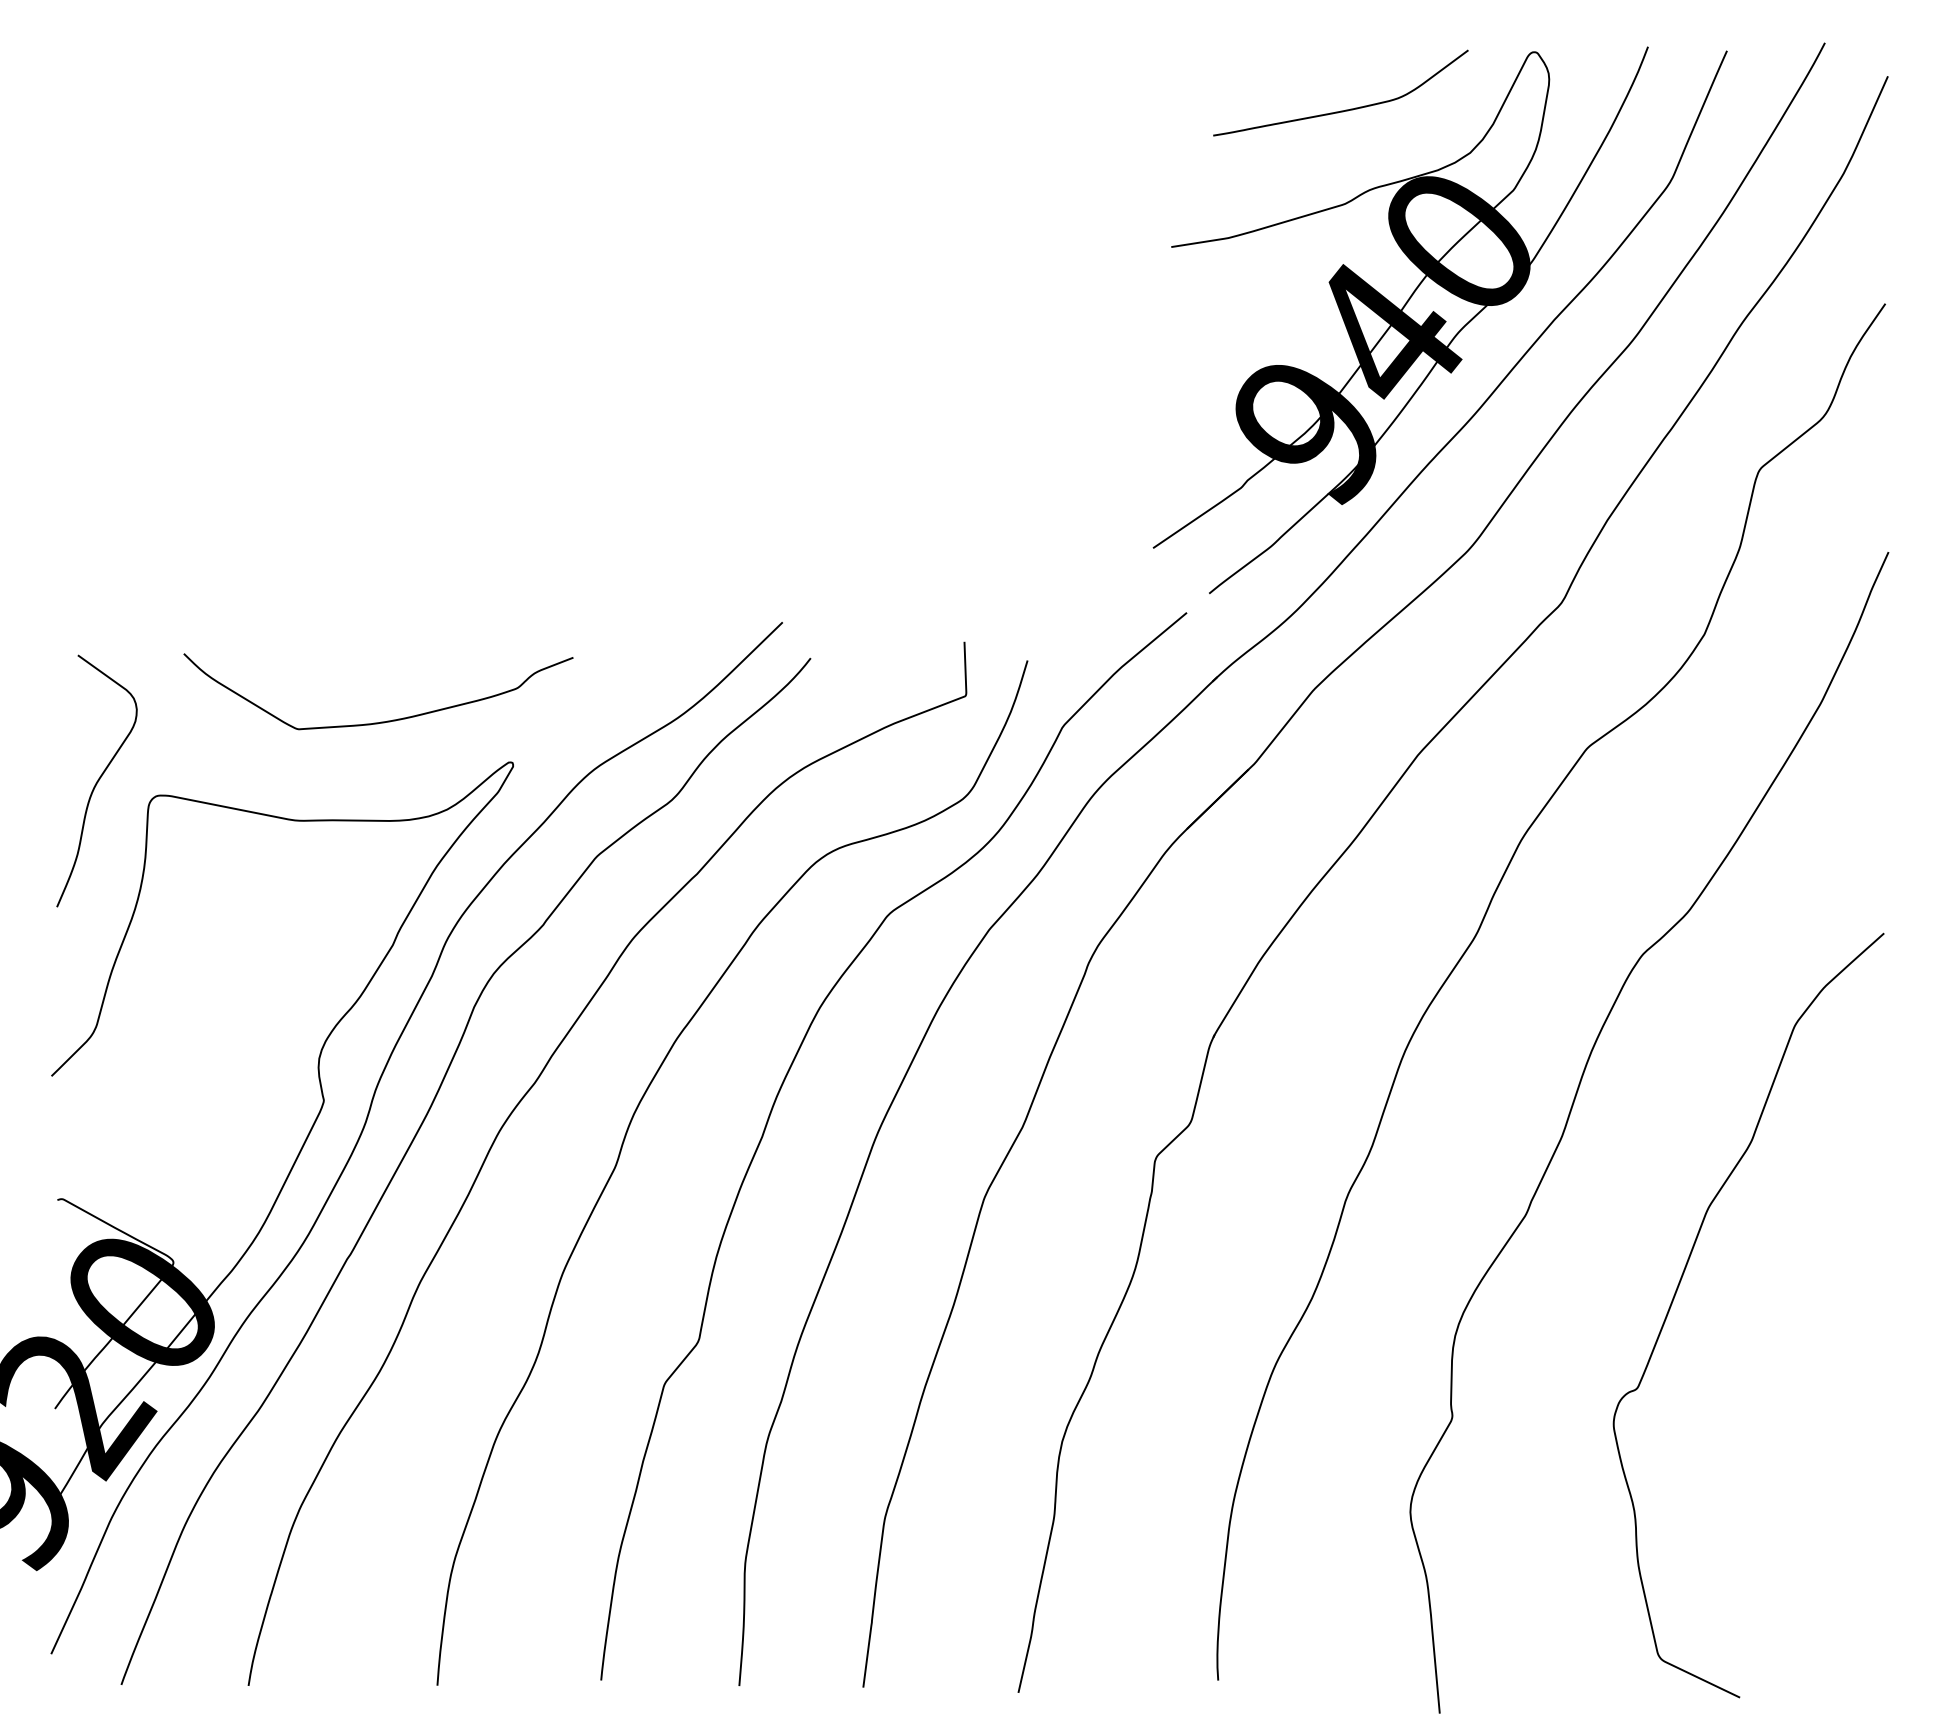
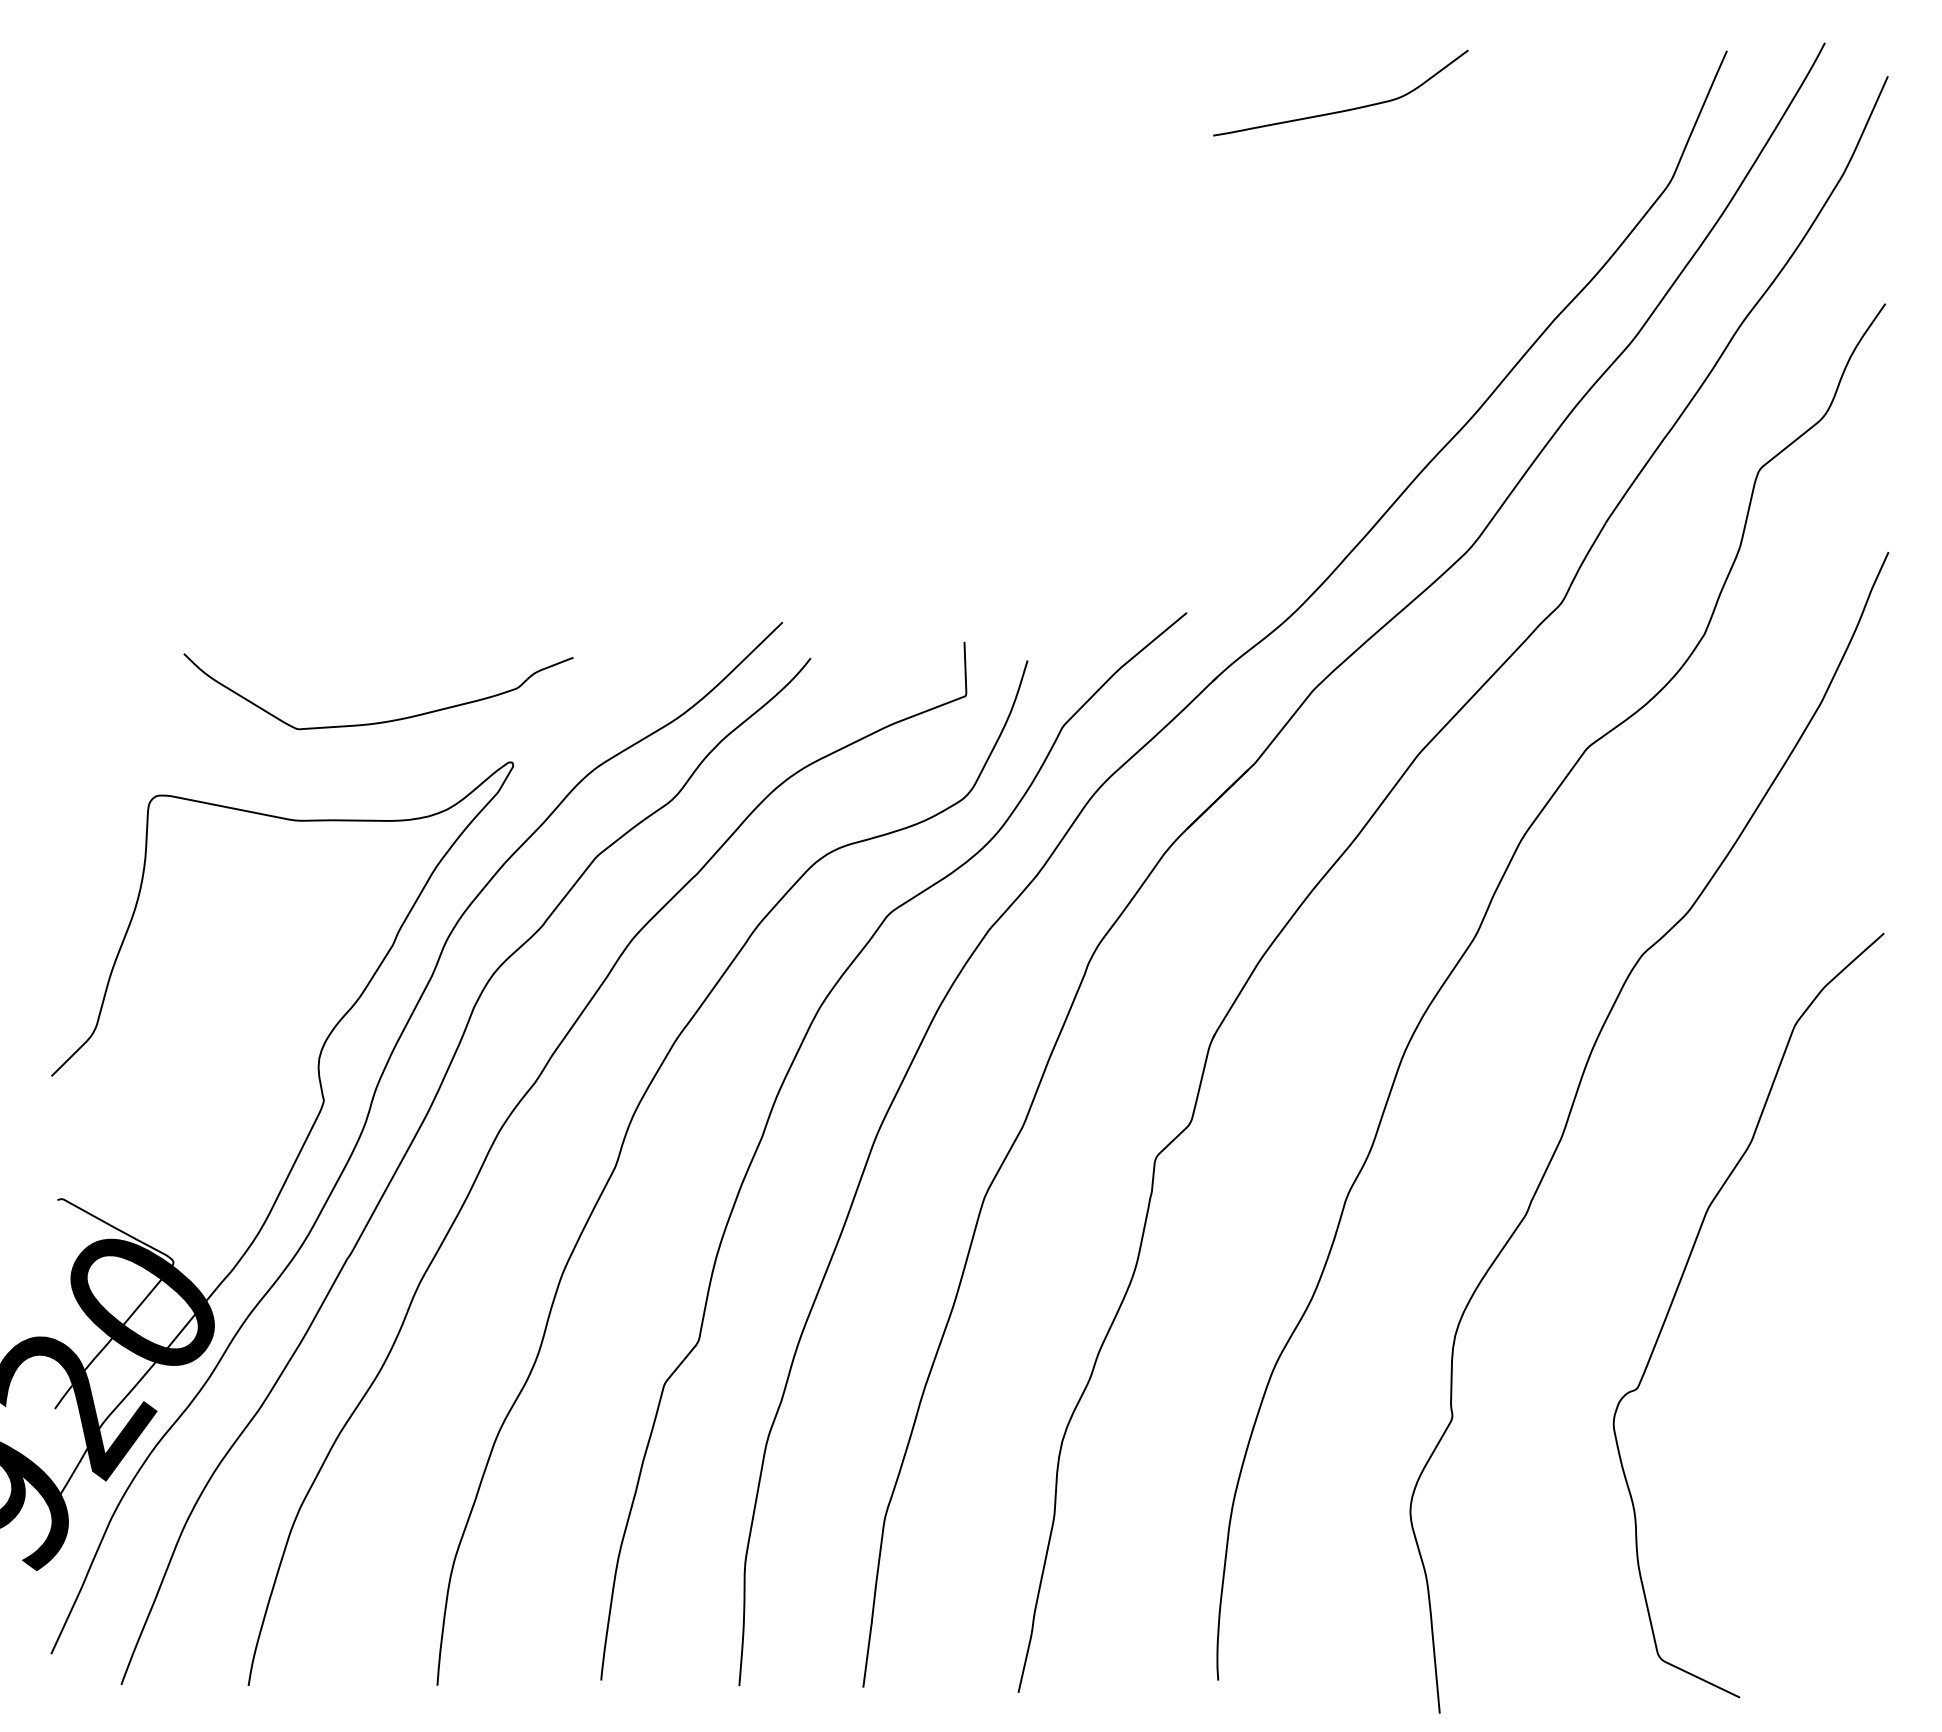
part: present -> none (1400, 320)
curve: present -> none (97, 780)
